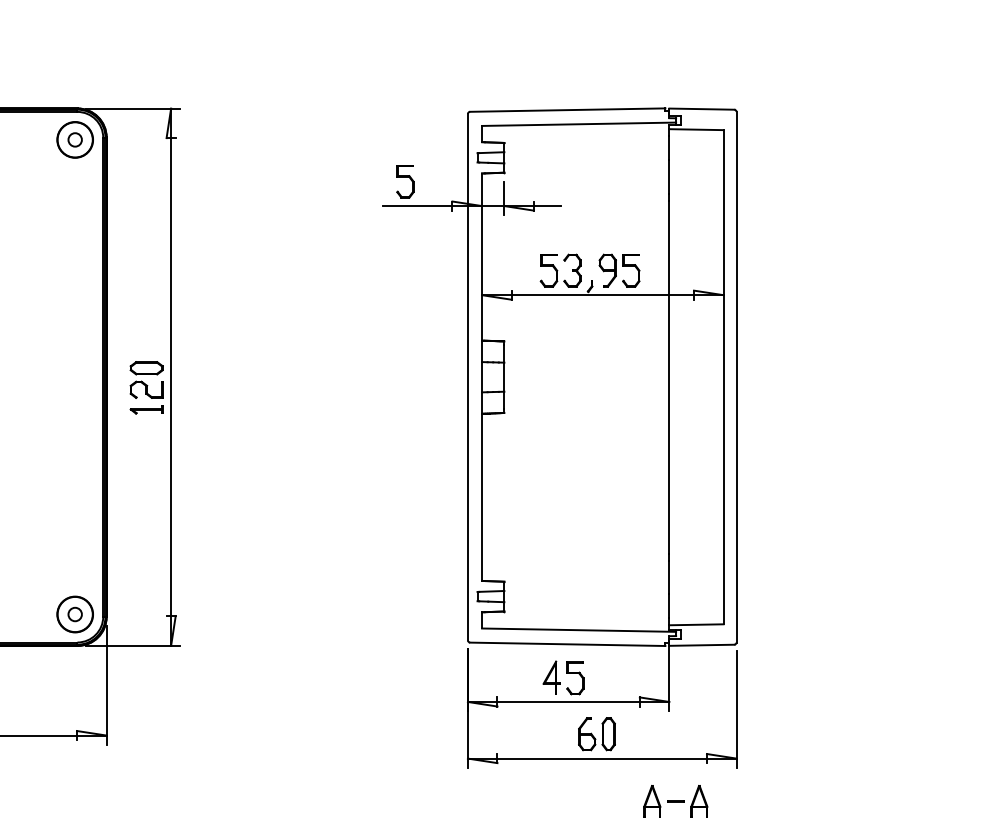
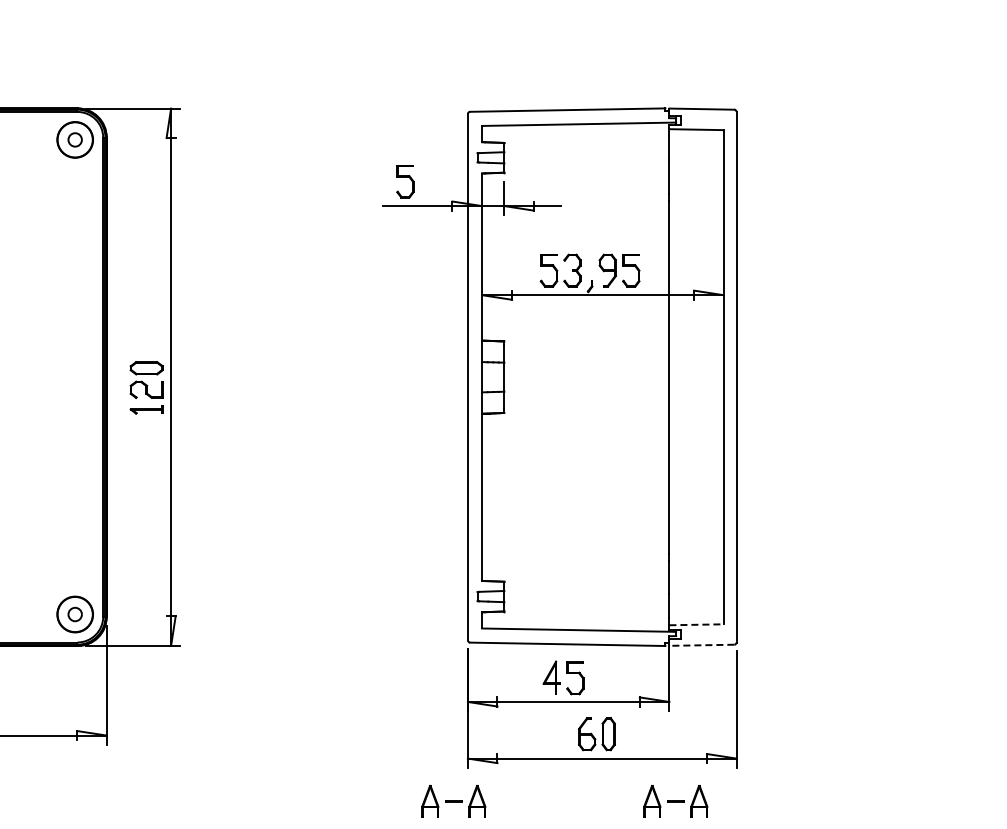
line: solid -> dashed (696, 624)
line: solid -> dashed (701, 645)
part: none -> present (453, 801)
